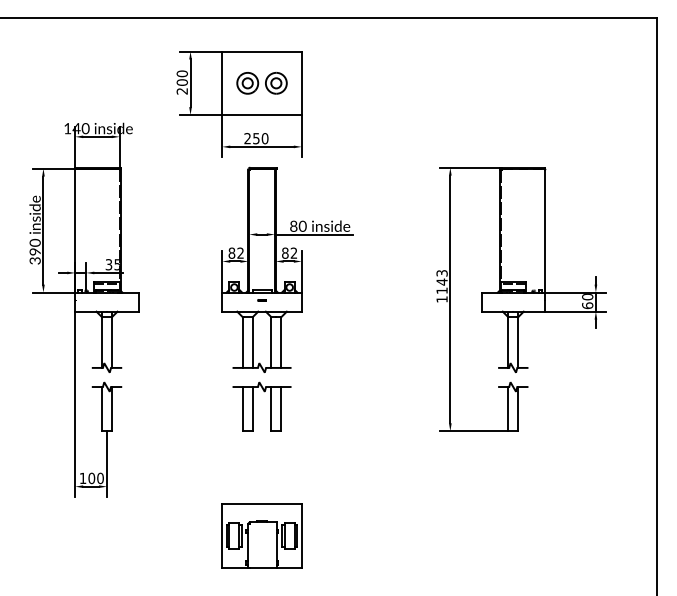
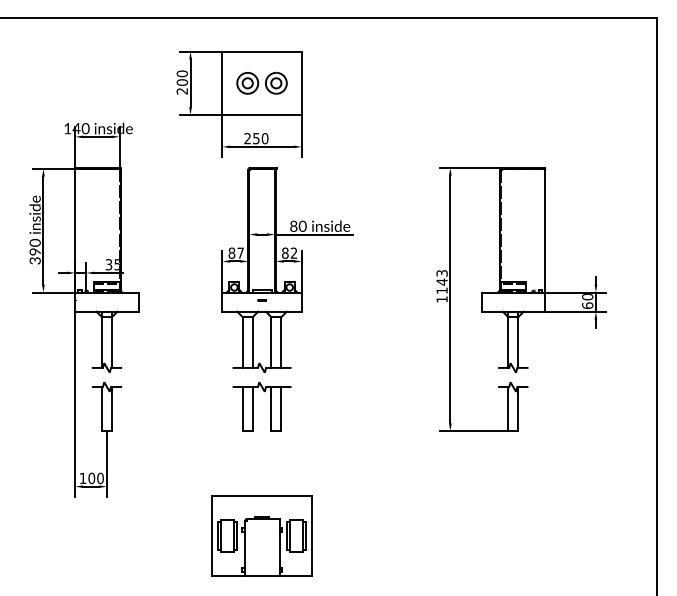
text: 82 -> 87 (240, 252)
part size: 82x66 px -> 102x82 px (261, 535)
